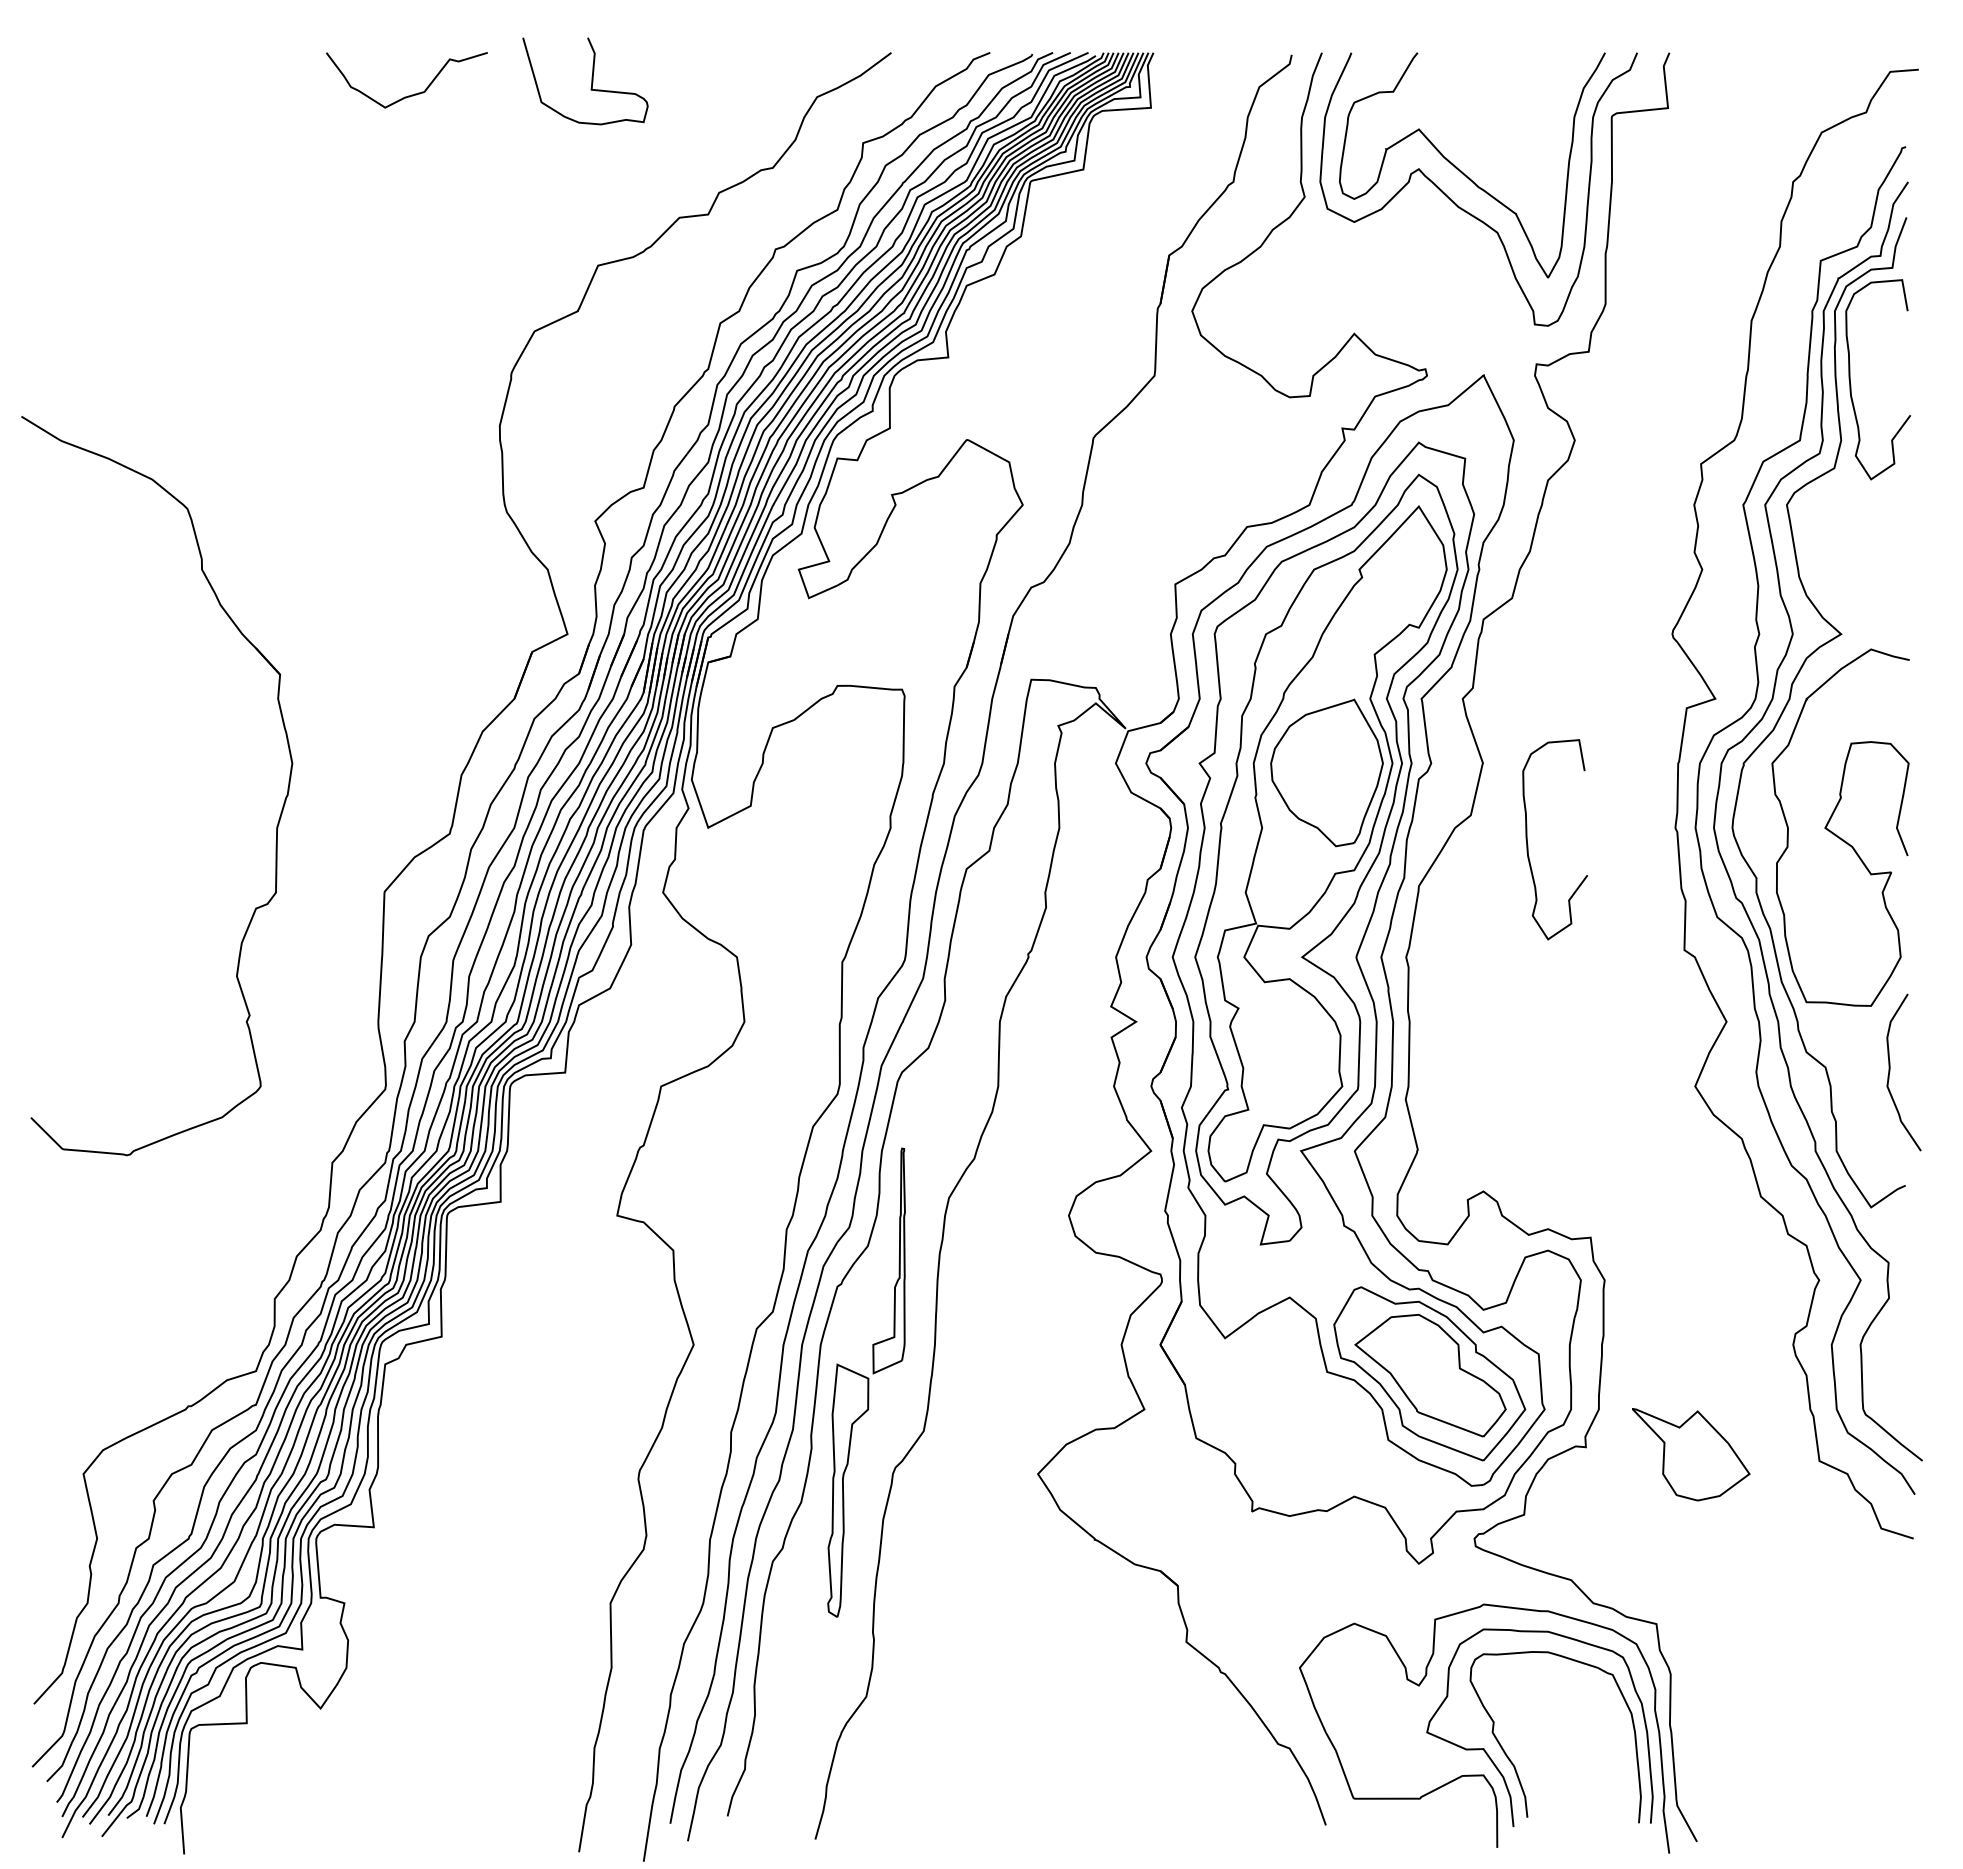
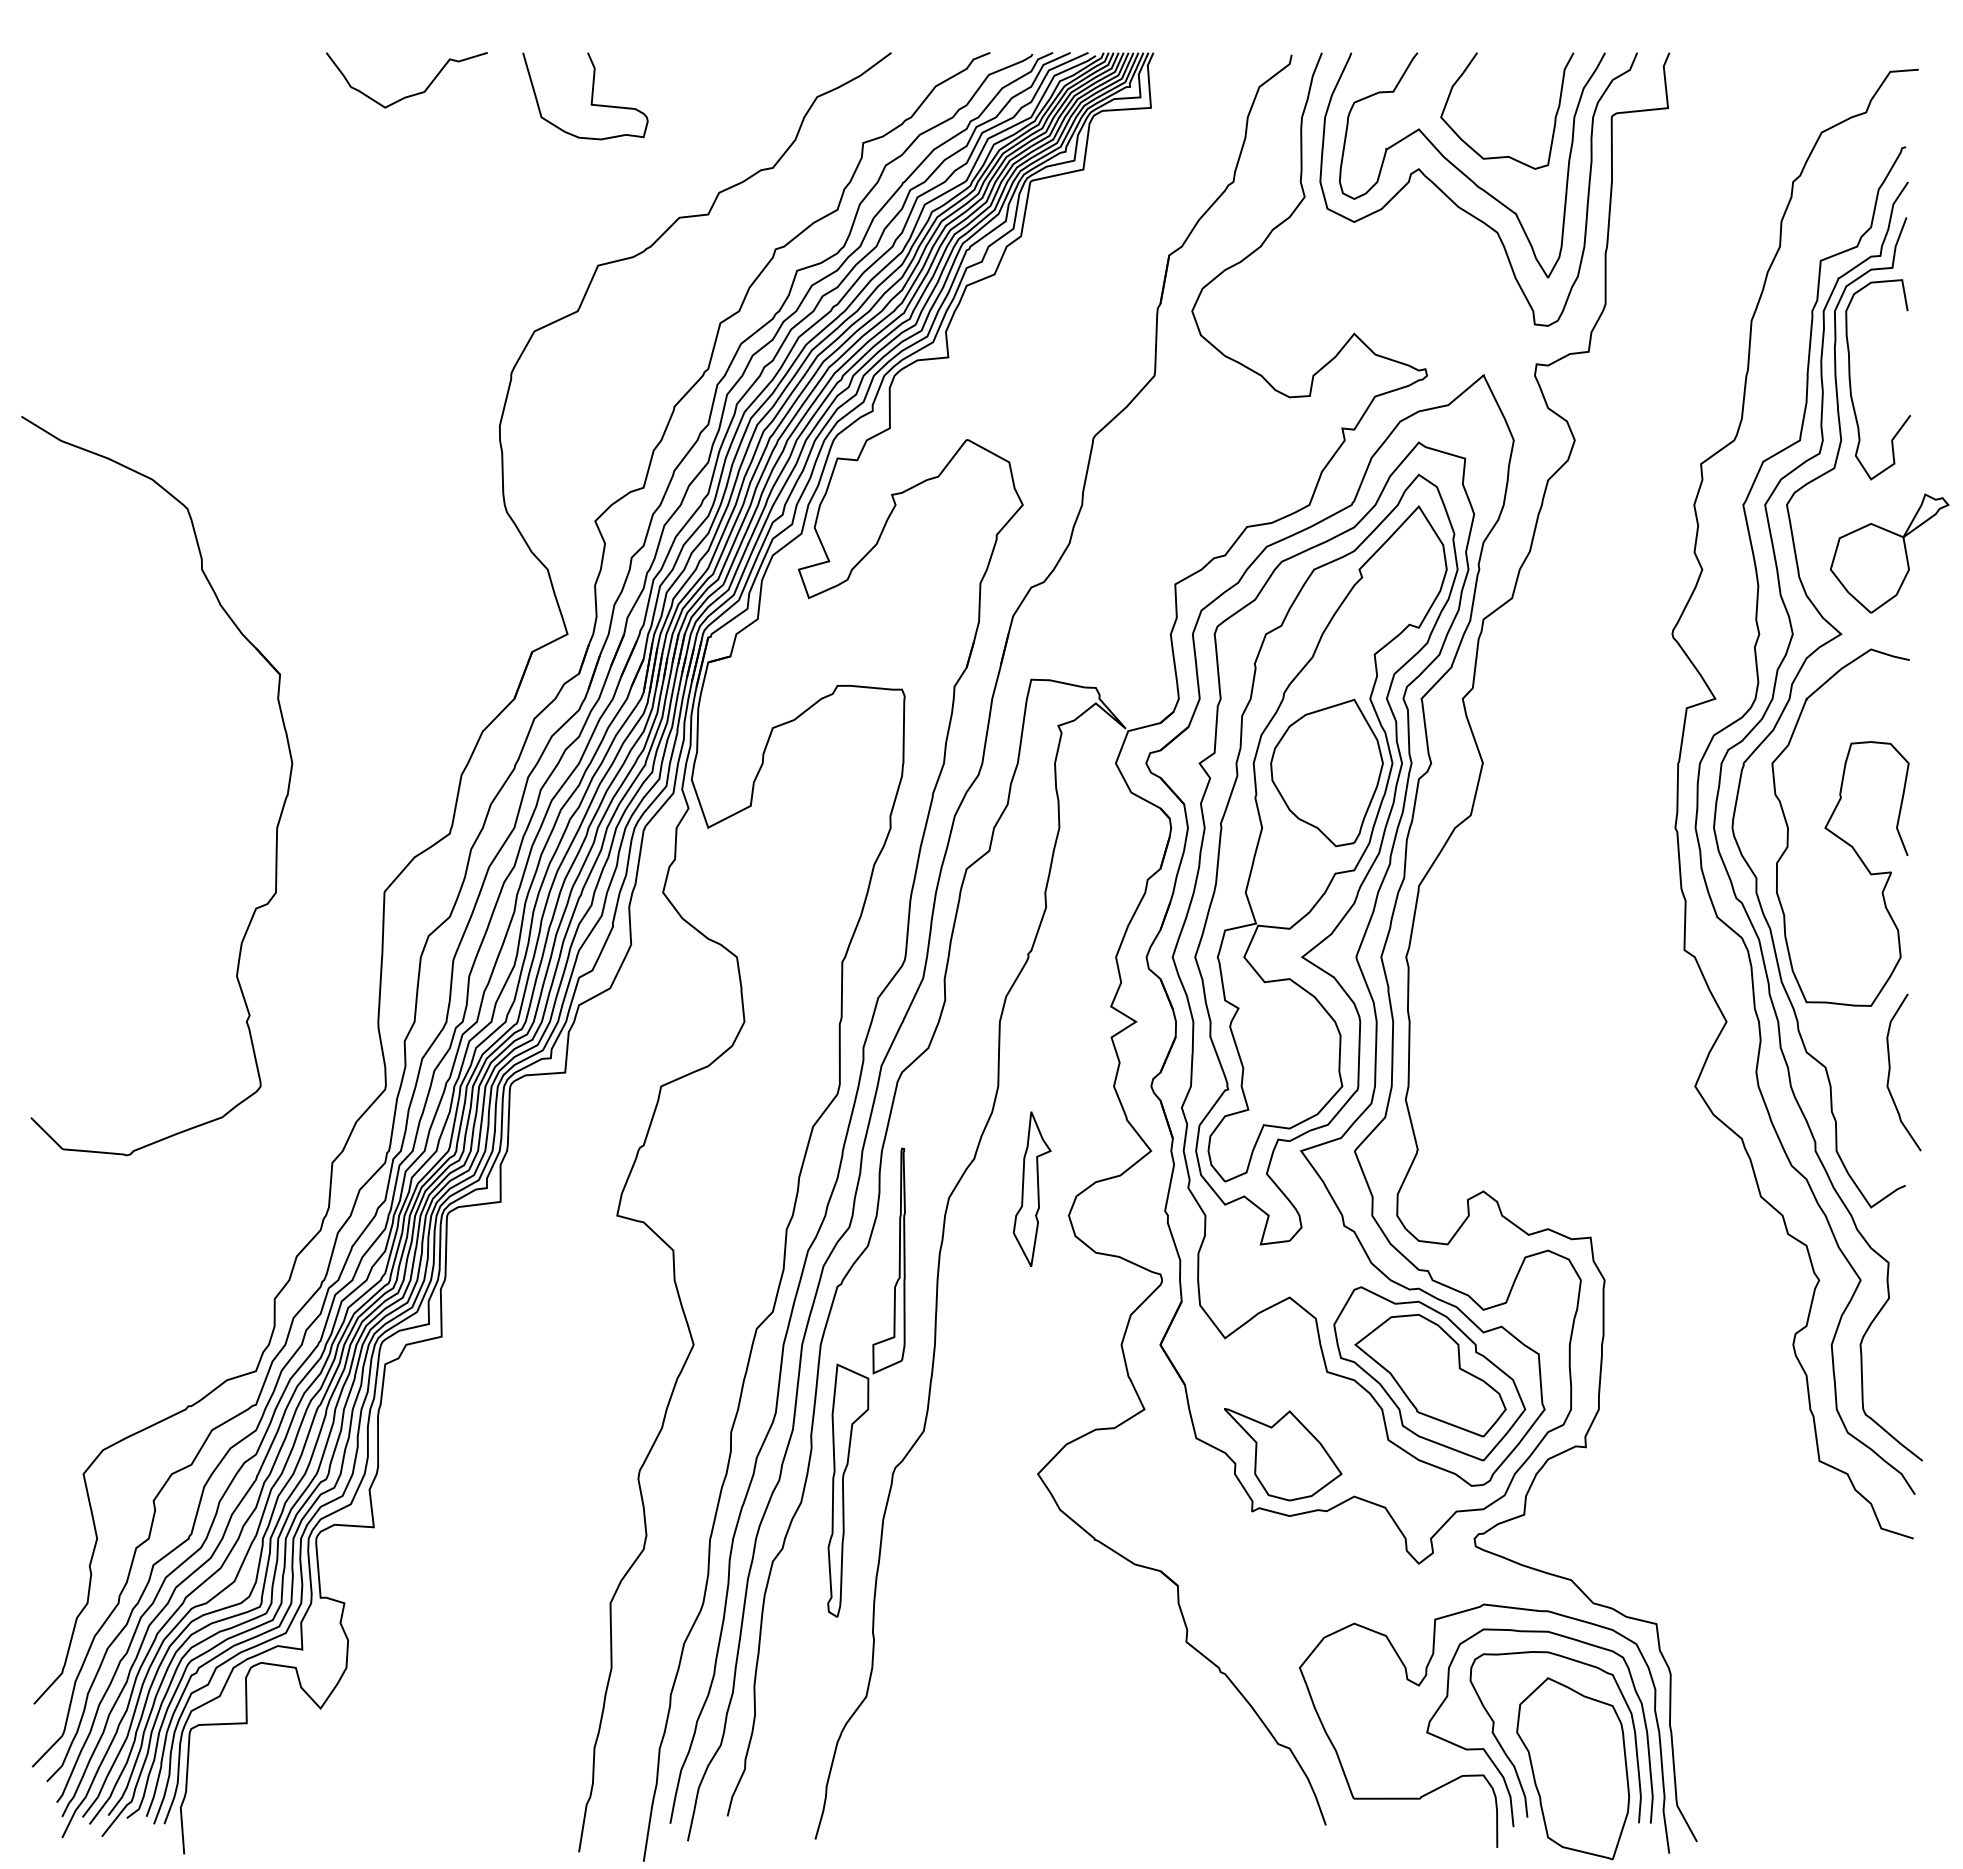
curve position: (591, 81) -> (591, 96) (591, 96)
curve: none -> present (1507, 156)
part: none -> present (1889, 553)
curve: present -> none (1528, 844)
part: none -> present (1032, 1188)
part position: (1691, 1454) -> (1283, 1454) (1283, 1454)
part: none -> present (1573, 1768)
